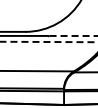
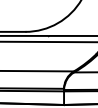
line: dashed -> solid (74, 35)
line: dashed -> solid (49, 42)
